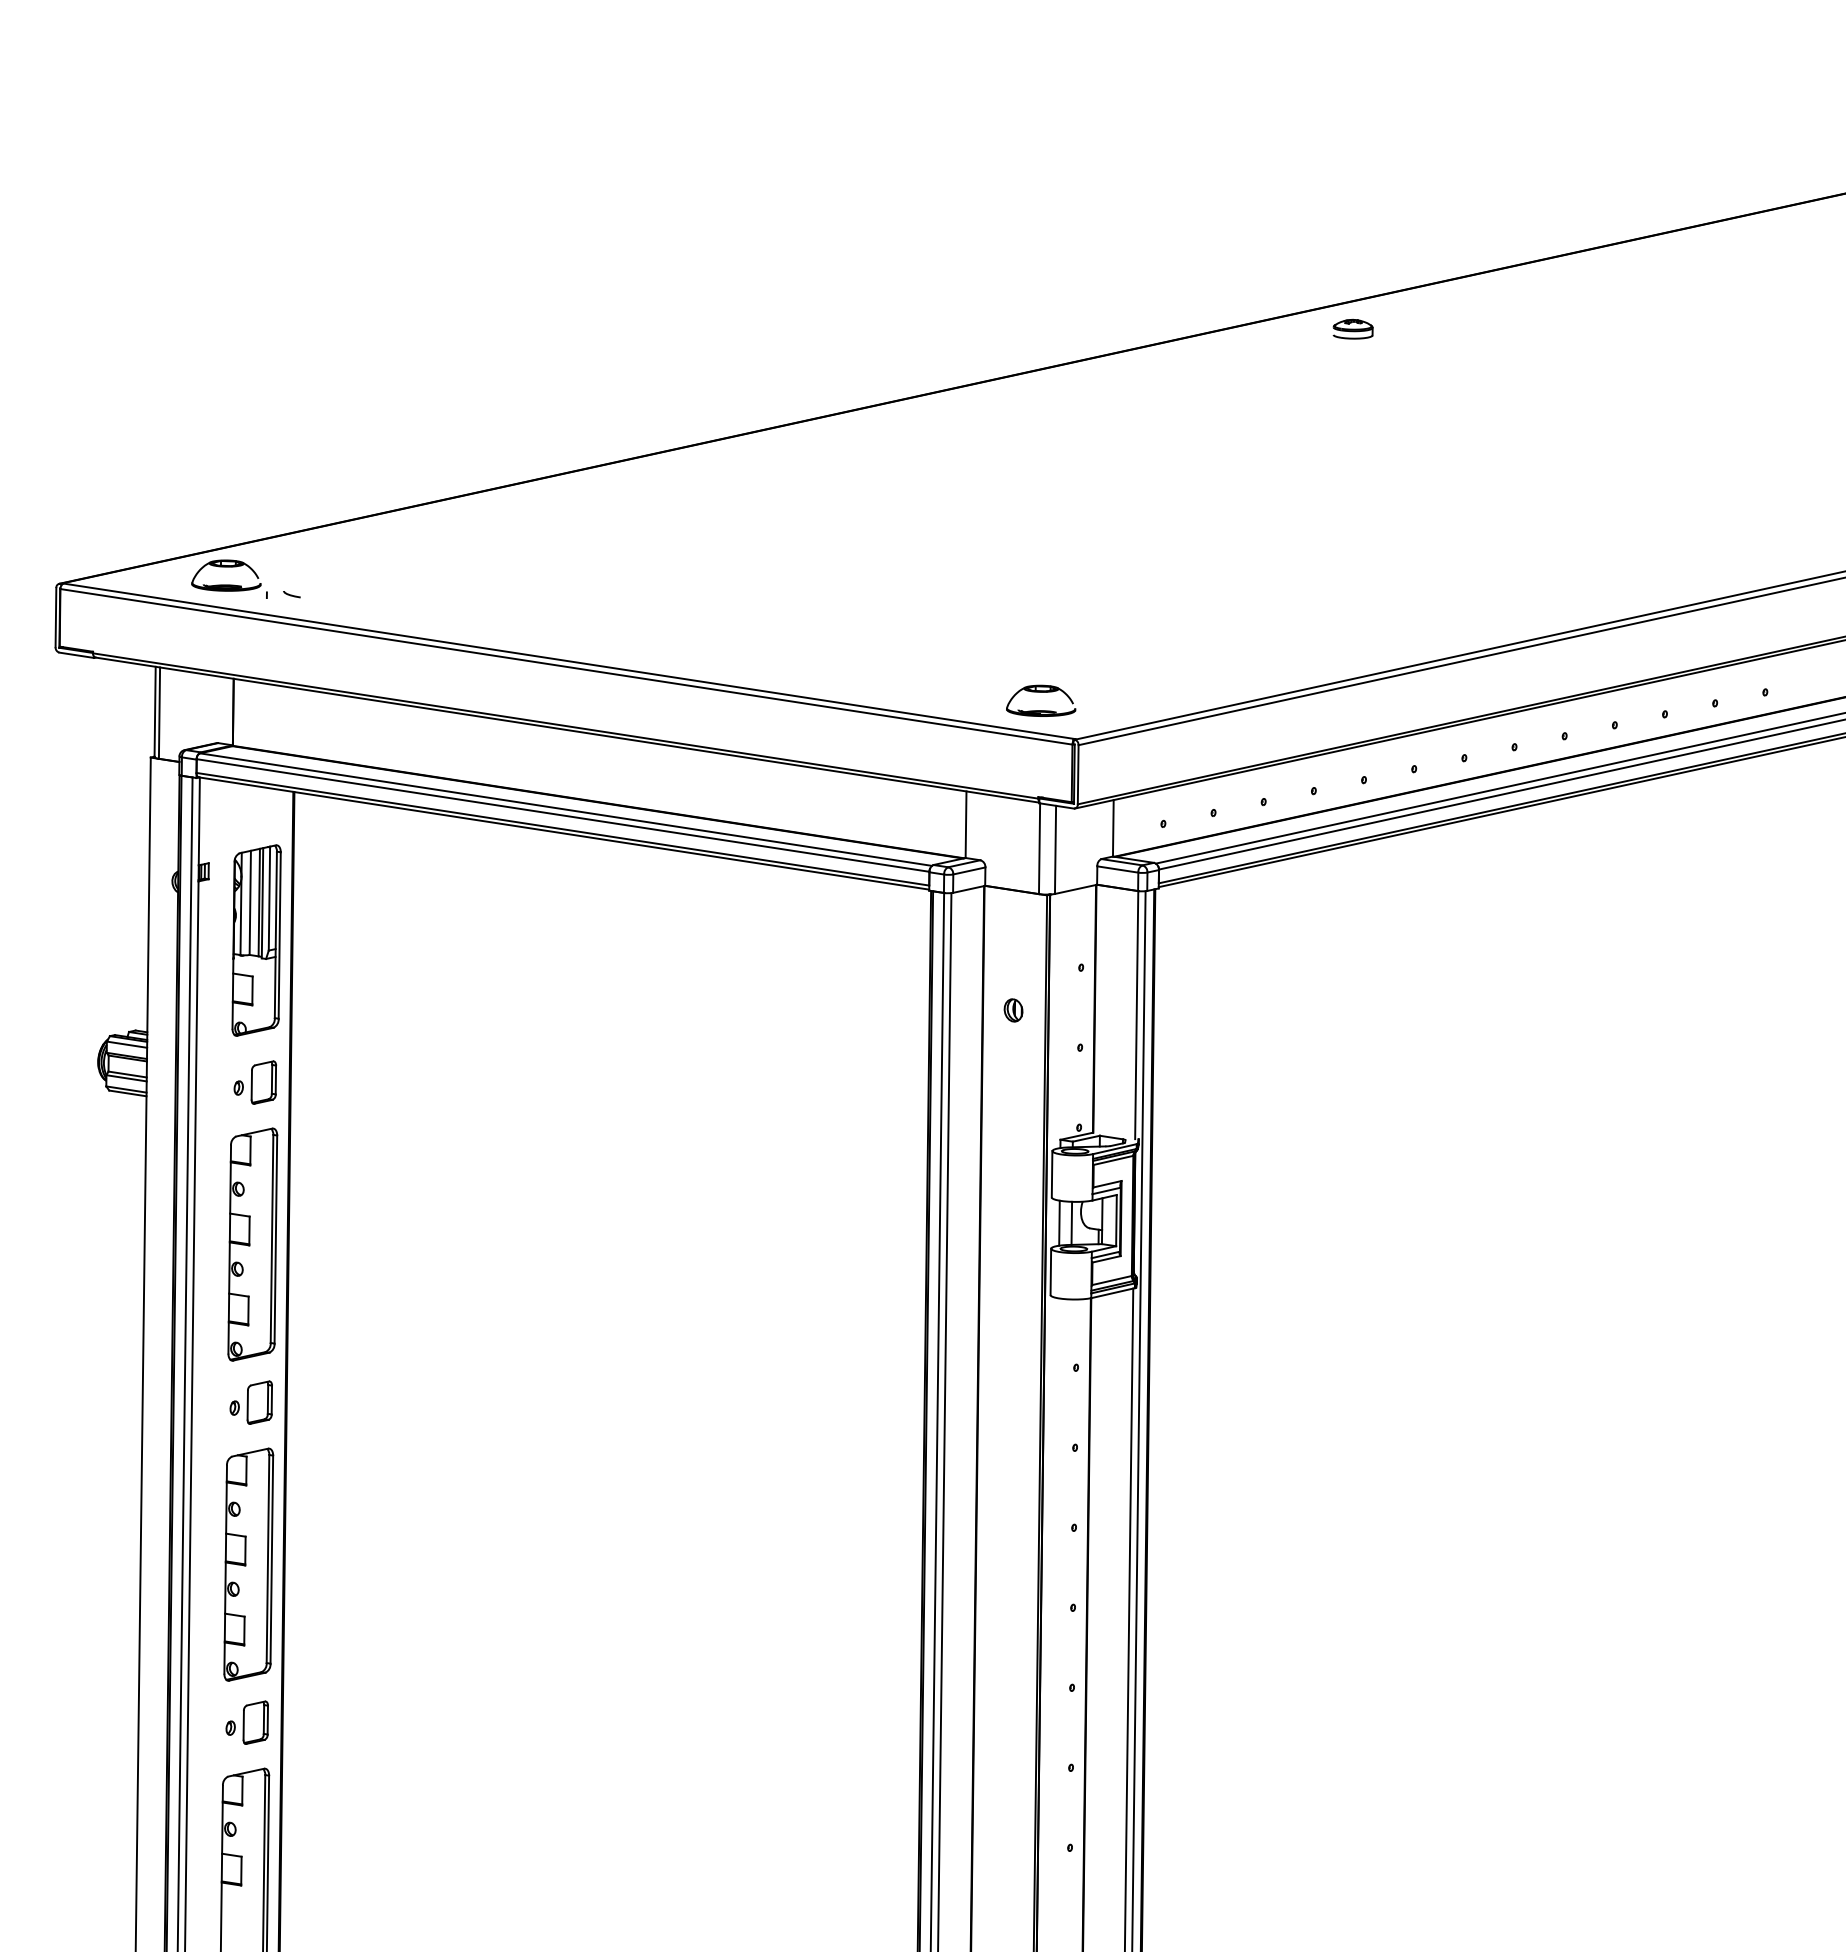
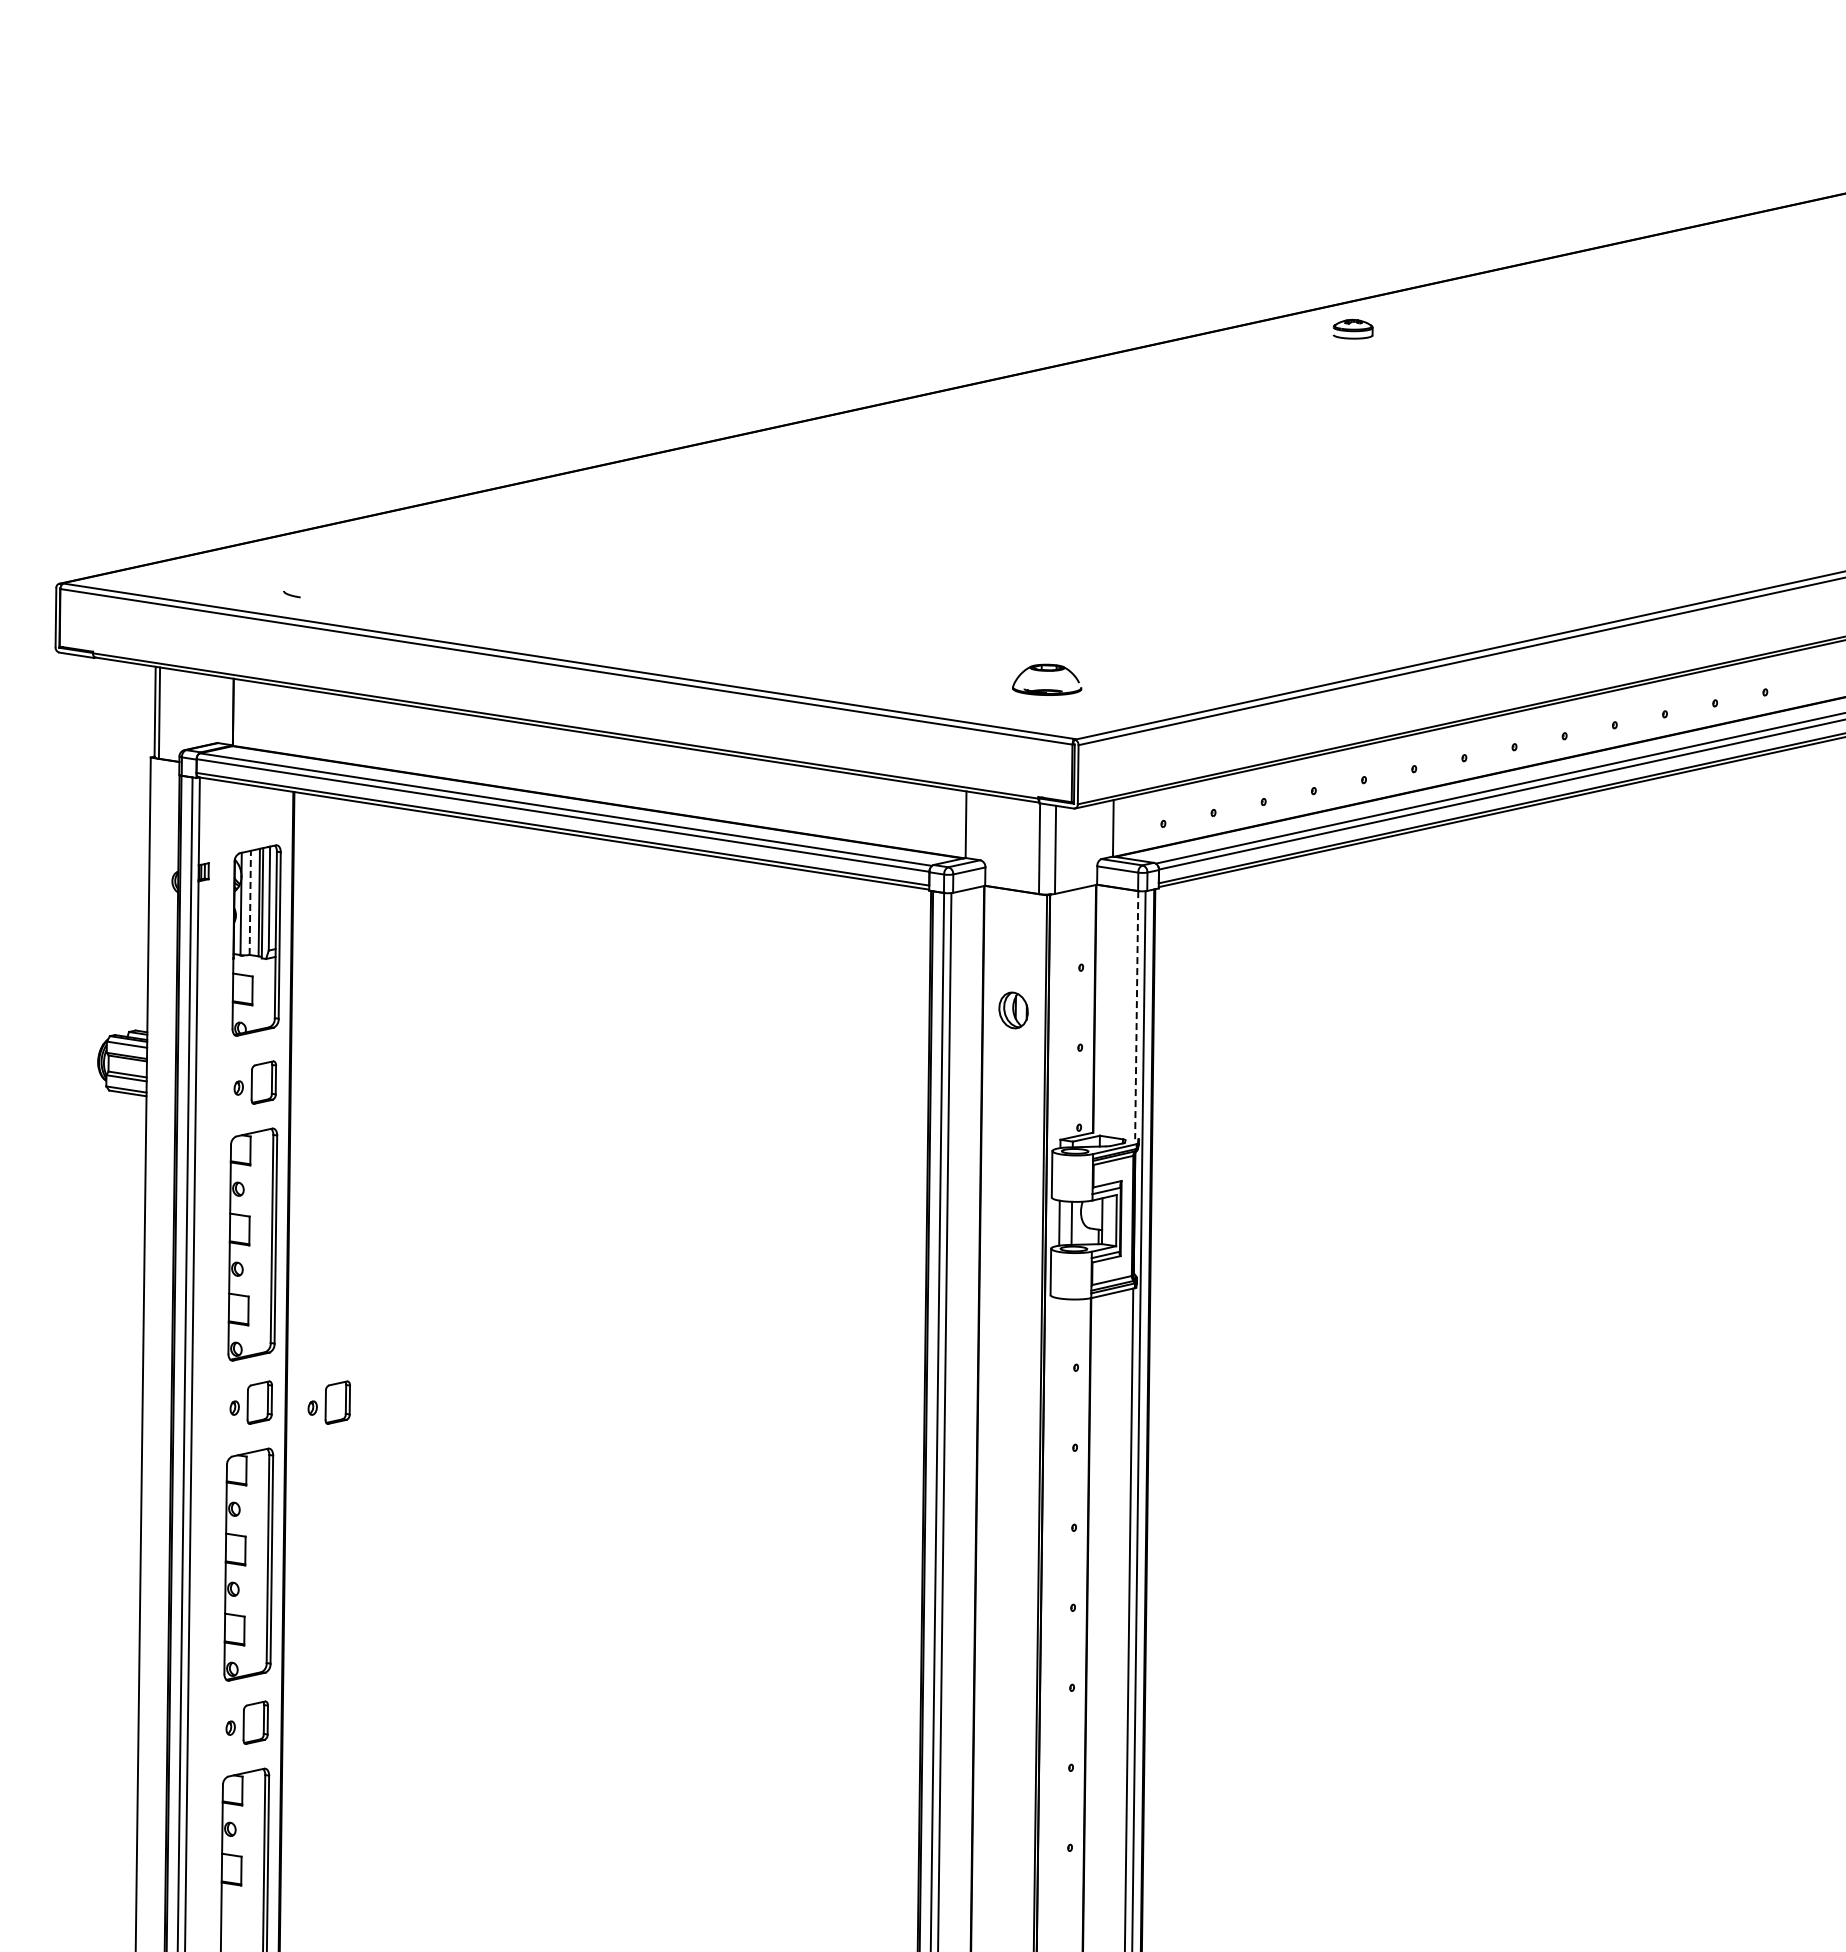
part: present -> none (229, 578)
part position: (1041, 692) -> (1047, 671) (1047, 671)
line: solid -> dashed (250, 902)
part size: 21x25 px -> 31x39 px (1013, 1010)
line: solid -> dashed (1136, 1015)
part: none -> present (328, 1402)
